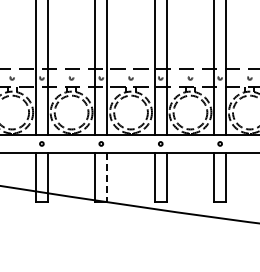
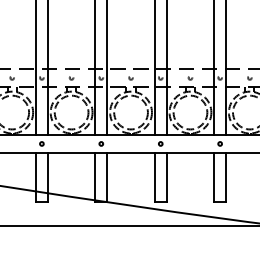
line: dashed -> solid (107, 178)
line: none -> present (129, 226)
